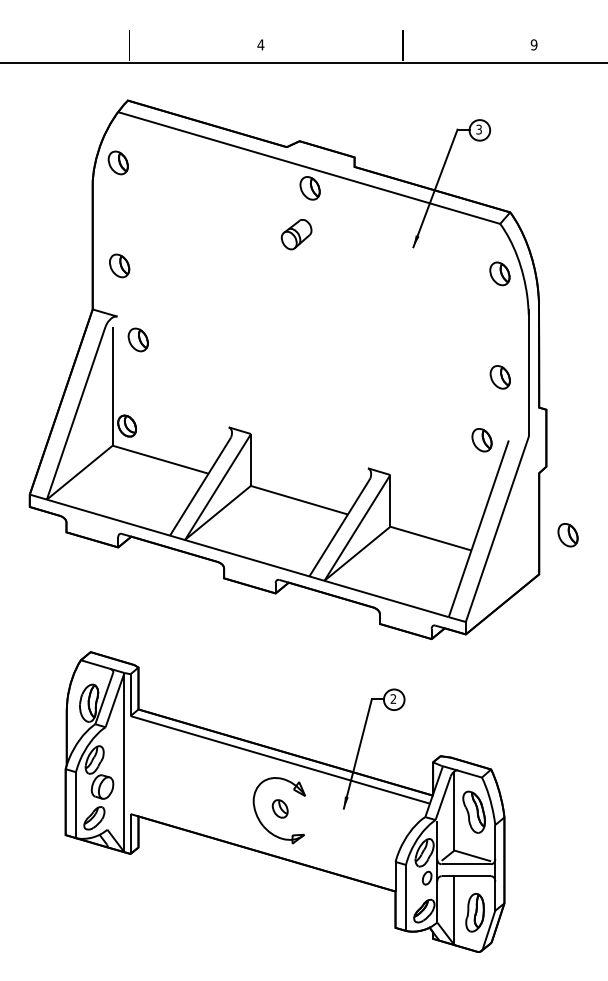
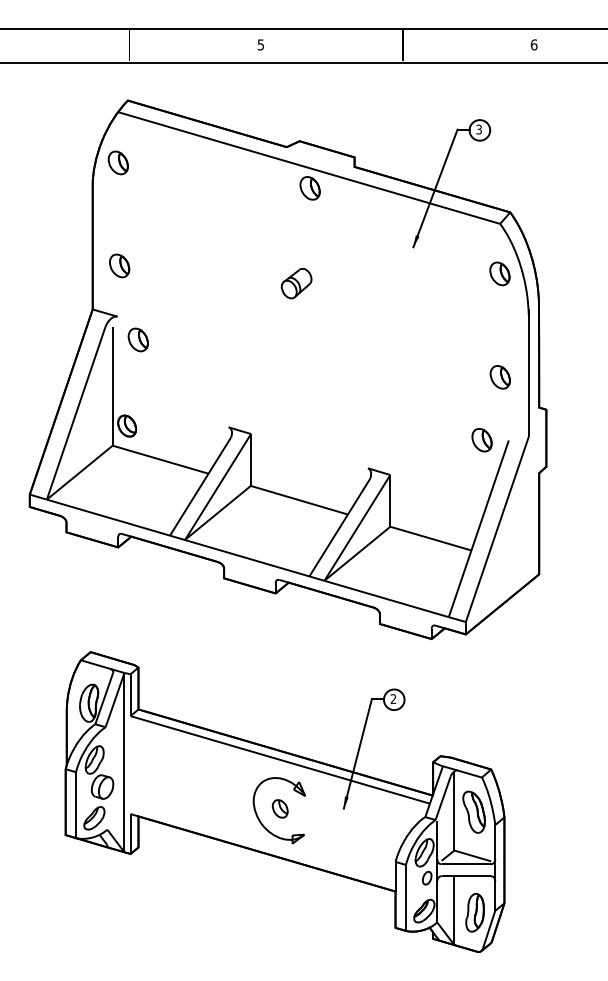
line: none -> present (303, 29)
text: 4 -> 5 (260, 44)
text: 9 -> 6 (533, 44)
part position: (296, 234) -> (296, 283) (296, 283)
part: present -> none (567, 535)
